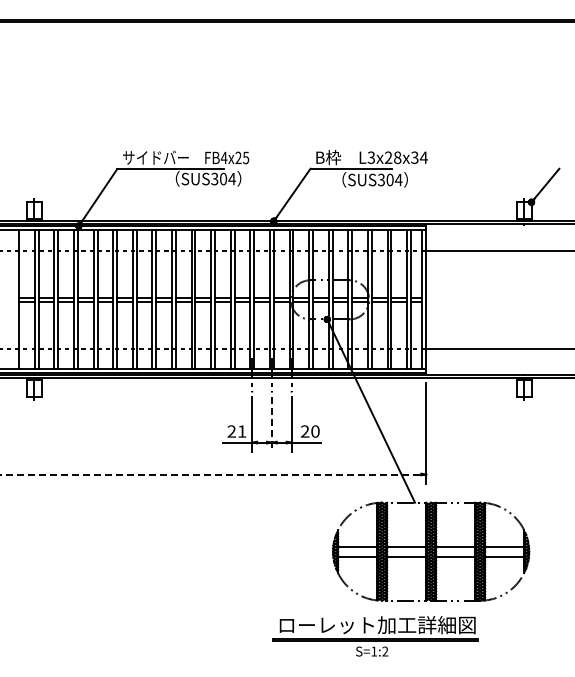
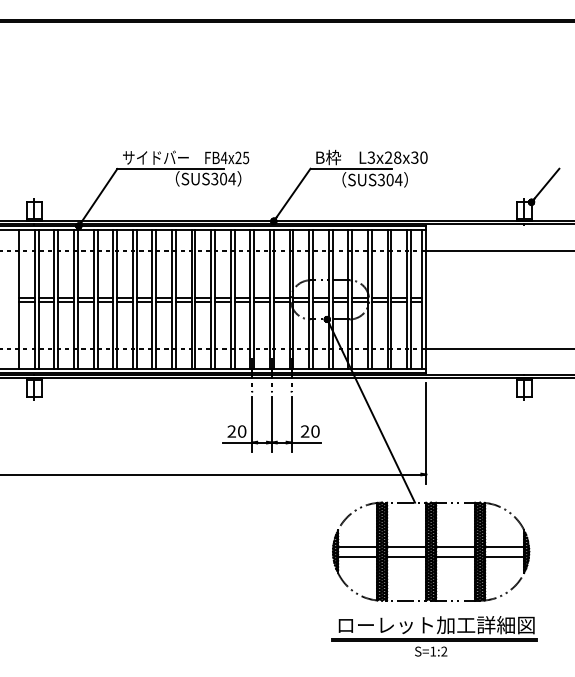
text: L3x28x34 -> L3x28x30 (423, 157)
line: dashed -> solid (271, 424)
text: 21 -> 20 (242, 431)
line: dashed -> solid (211, 474)
part position: (375, 636) -> (434, 636) (434, 636)
